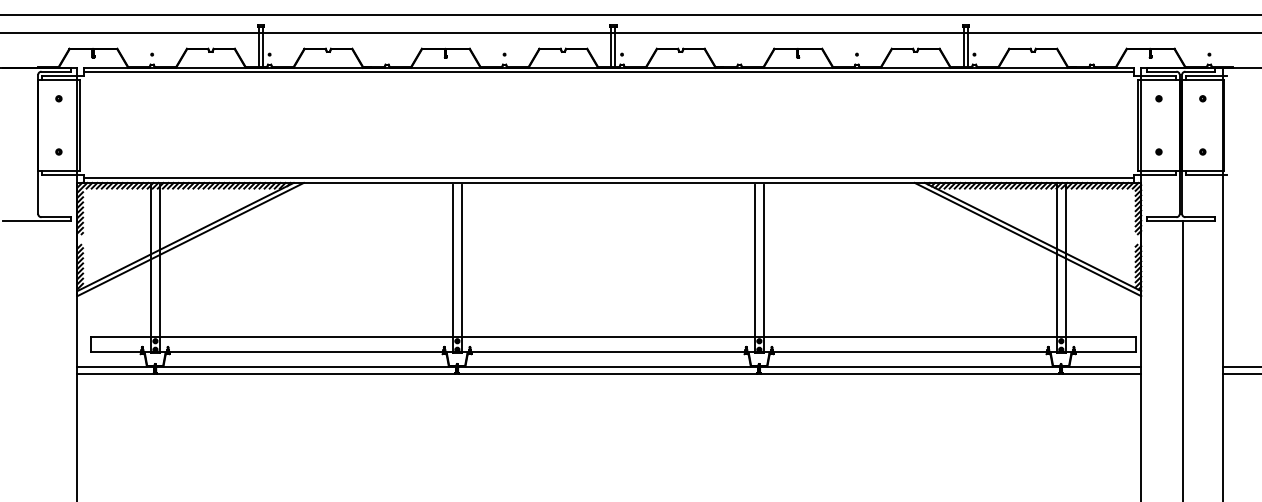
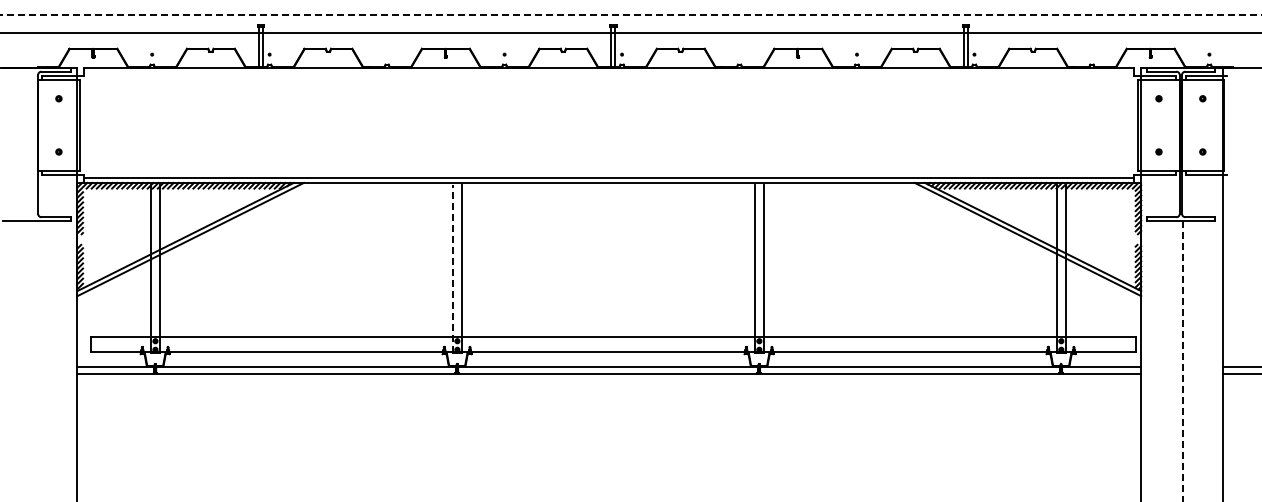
line: solid -> dashed (631, 14)
line: present -> none (608, 72)
line: solid -> dashed (452, 268)
line: solid -> dashed (1182, 362)
